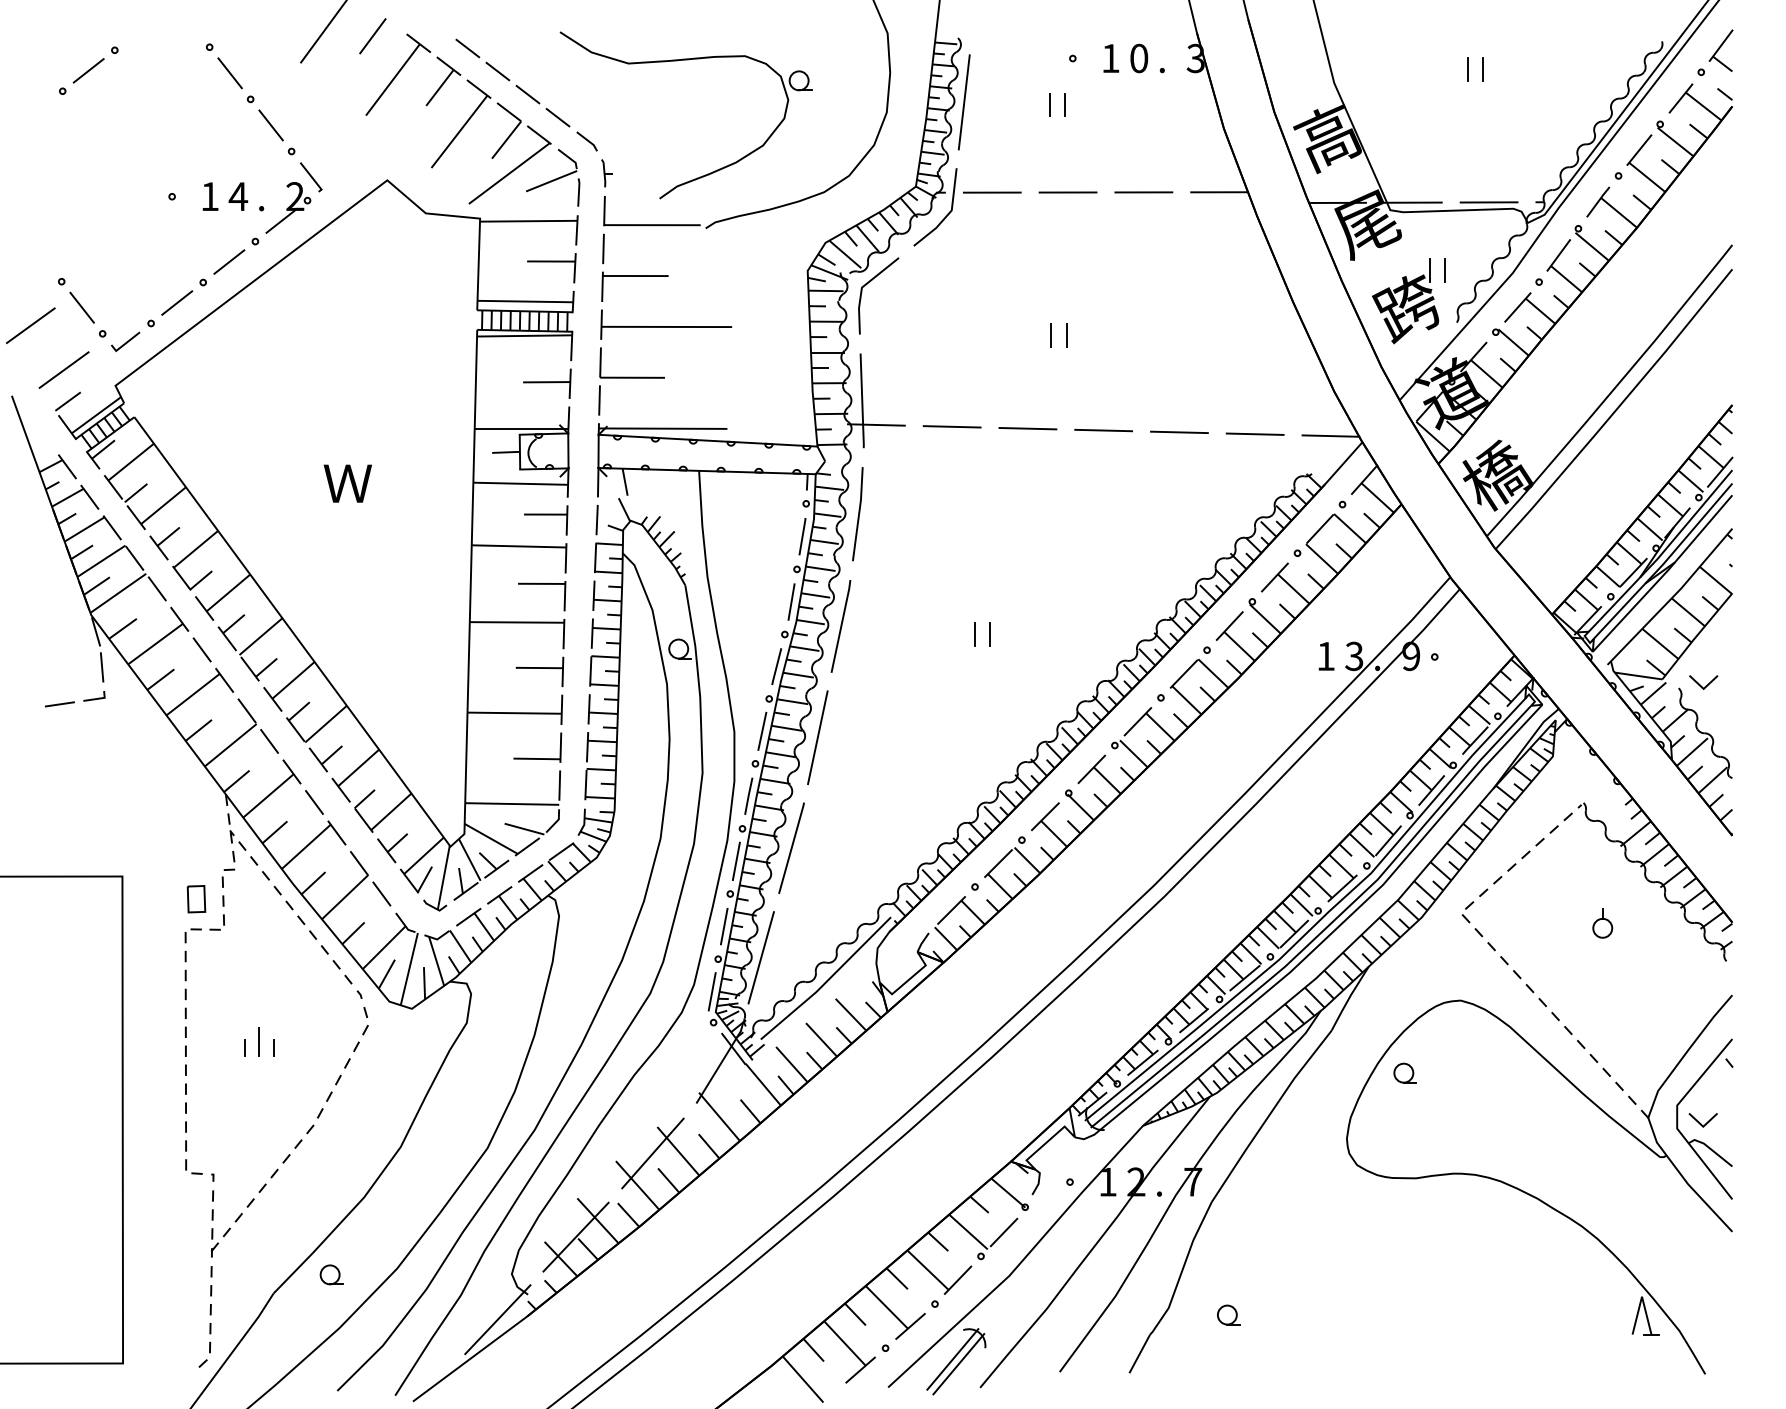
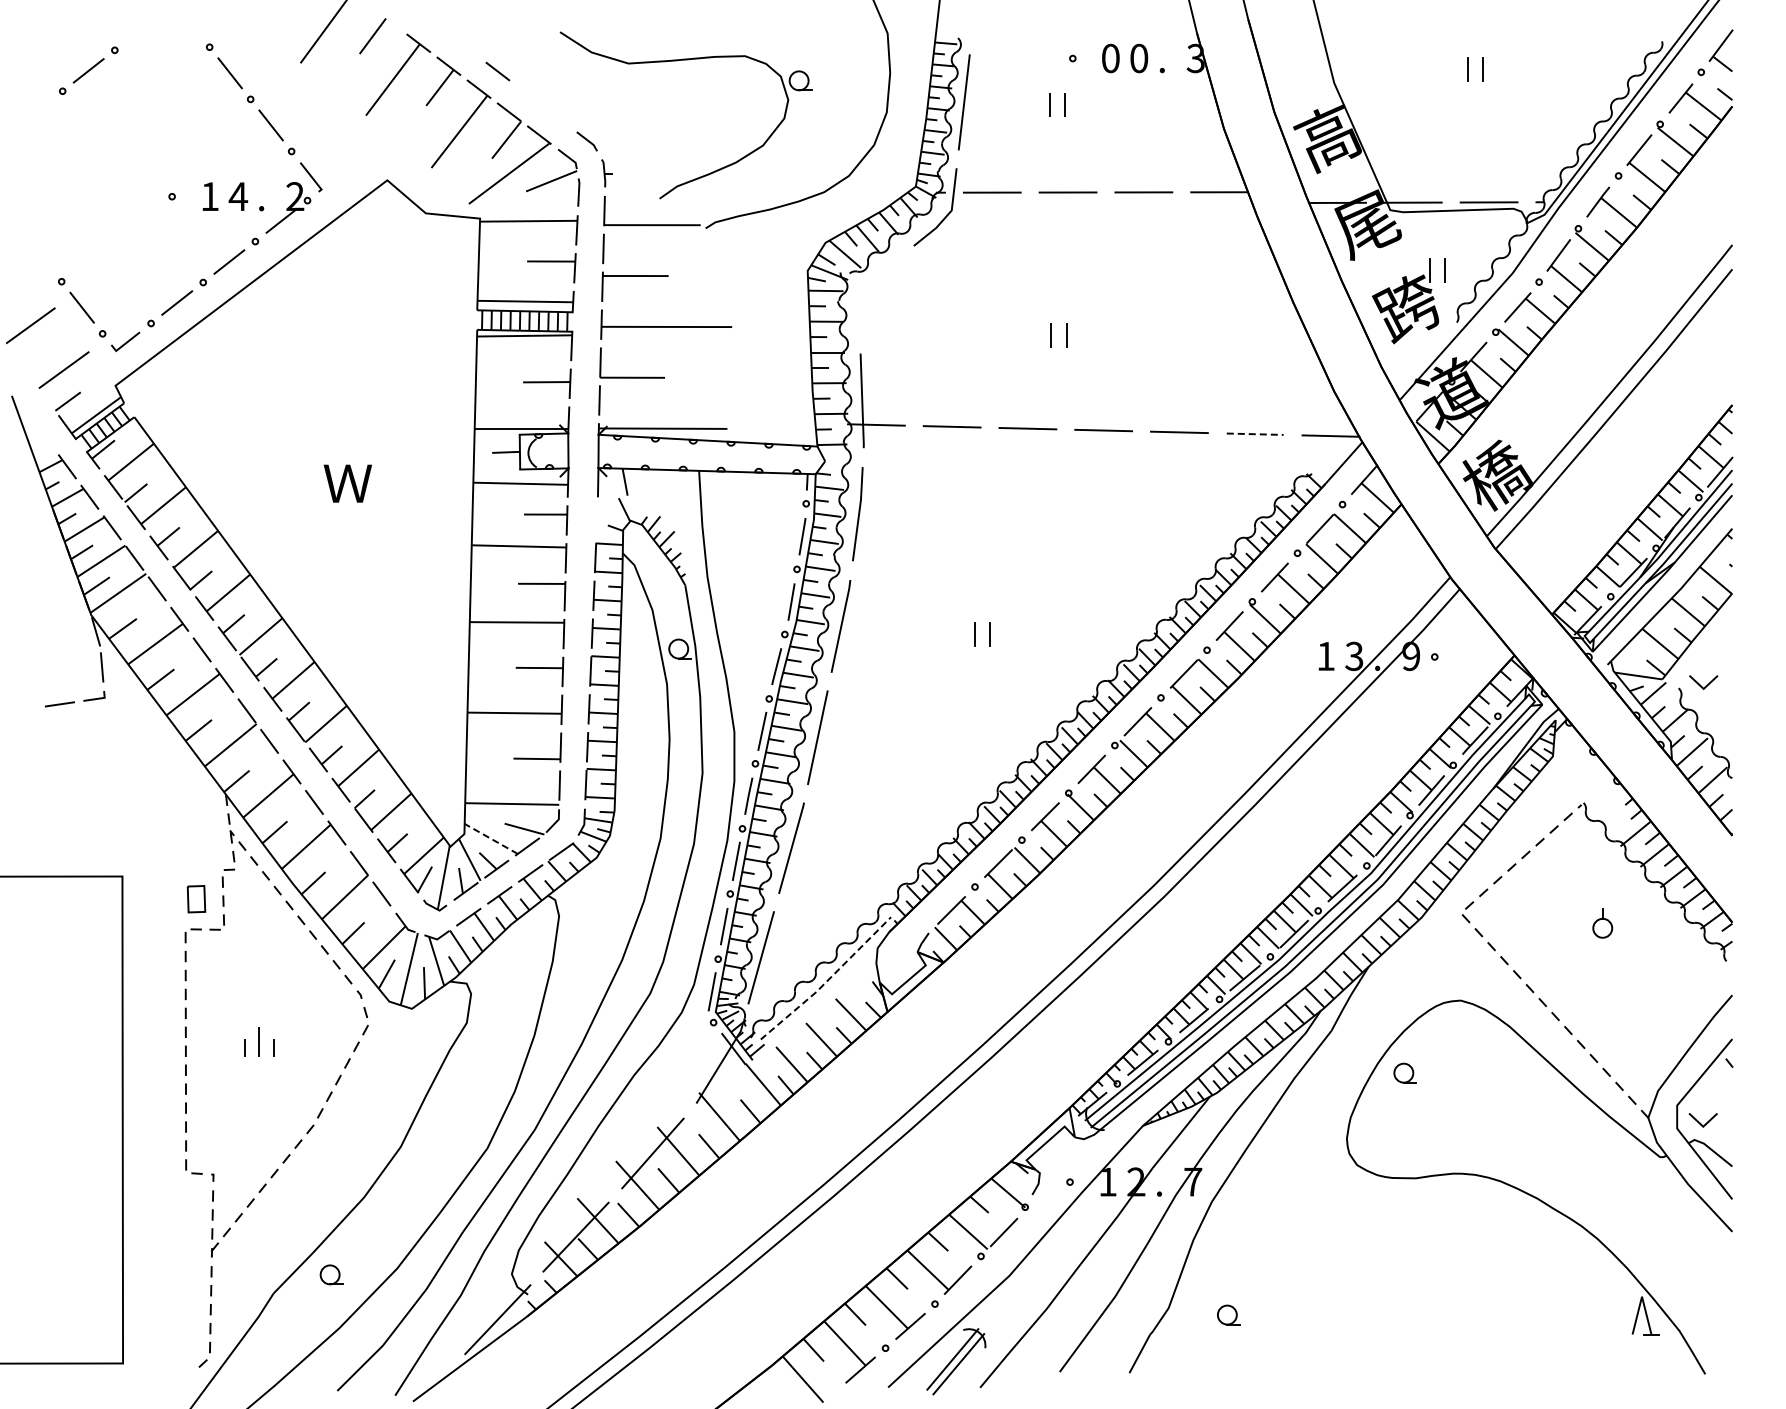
line: present -> none (467, 48)
text: 1 -> 0 (1110, 58)
line: present -> none (527, 94)
line: present -> none (557, 117)
line: present -> none (867, 284)
line: solid -> dashed (1255, 434)
line: present -> none (596, 519)
line: solid -> dashed (491, 838)
line: solid -> dashed (827, 980)
